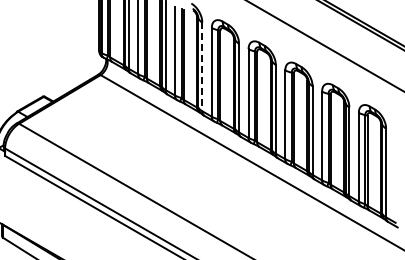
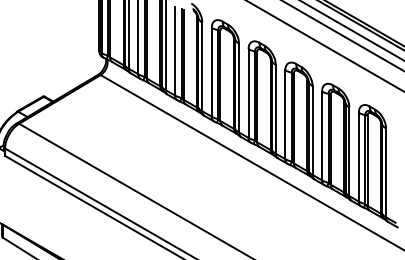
line: none -> present (351, 30)
line: none -> present (342, 35)
line: dashed -> solid (202, 67)
